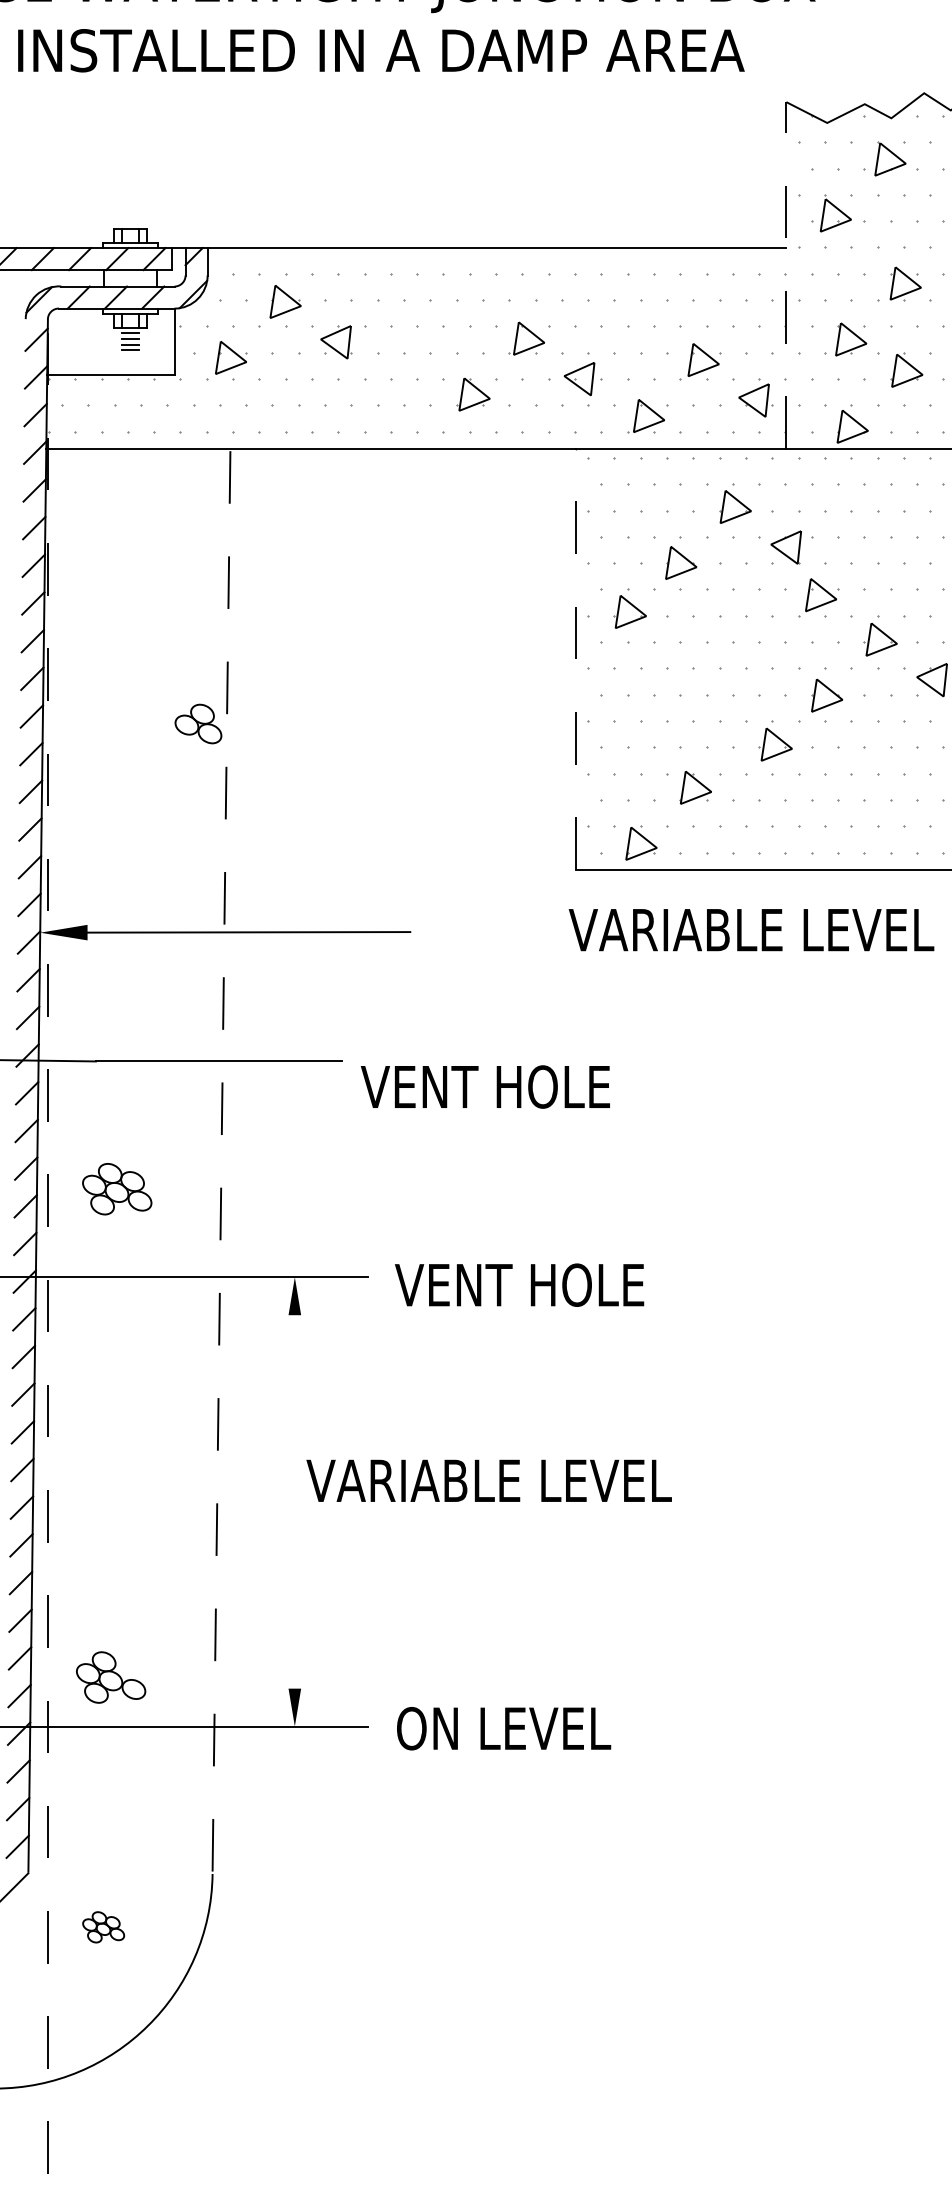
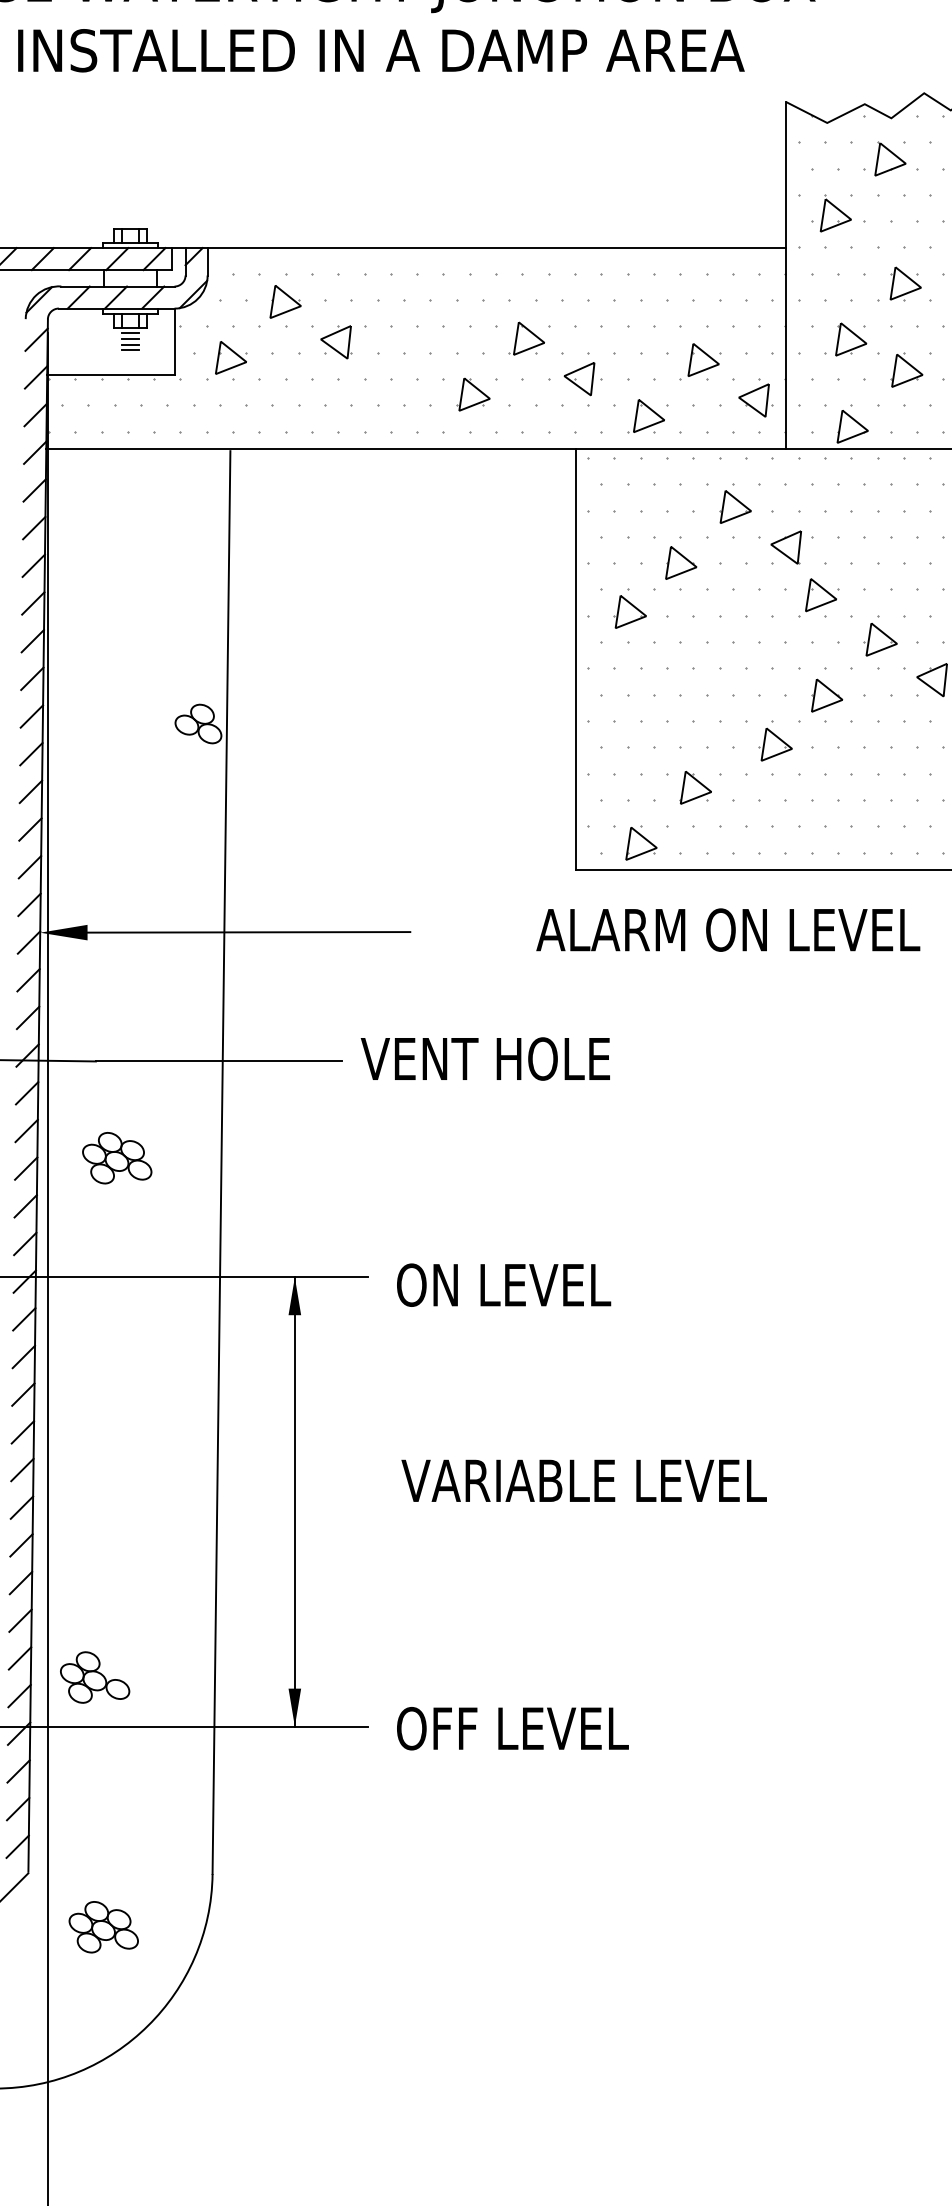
line: dashed -> solid (786, 274)
line: dashed -> solid (575, 658)
text: VARIABLE LEVEL -> ALARM ON LEVEL (735, 929)
text position: (484, 1086) -> (484, 1058) (484, 1058)
line: dashed -> solid (221, 1163)
part position: (117, 1189) -> (117, 1158) (117, 1158)
line: dashed -> solid (47, 1269)
text: VENT HOLE -> ON LEVEL (519, 1284)
text position: (488, 1480) -> (583, 1480) (583, 1480)
line: none -> present (294, 1501)
part position: (111, 1677) -> (95, 1677) (95, 1677)
text: ON LEVEL -> OFF LEVEL (532, 1728)
part size: 44x33 px -> 71x53 px (103, 1927)
